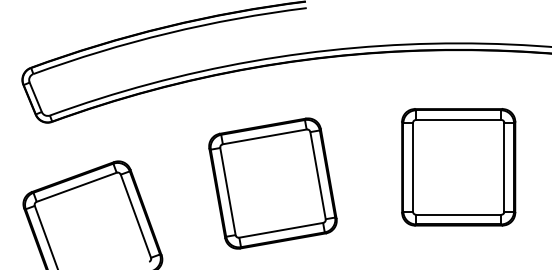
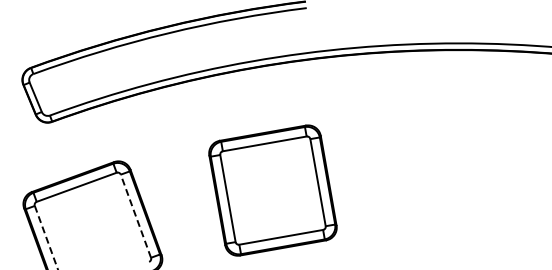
part: present -> none (458, 167)
part position: (272, 183) -> (272, 190) (272, 190)
line: solid -> dashed (135, 215)
line: solid -> dashed (46, 237)
